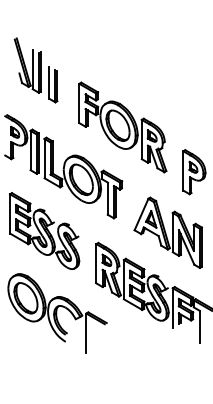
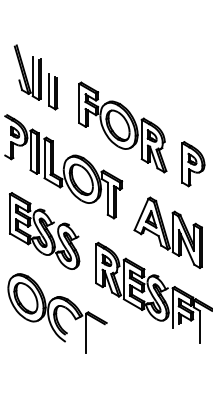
part position: (35, 70) -> (35, 77) (35, 77)
part position: (194, 172) -> (193, 164) (193, 164)
